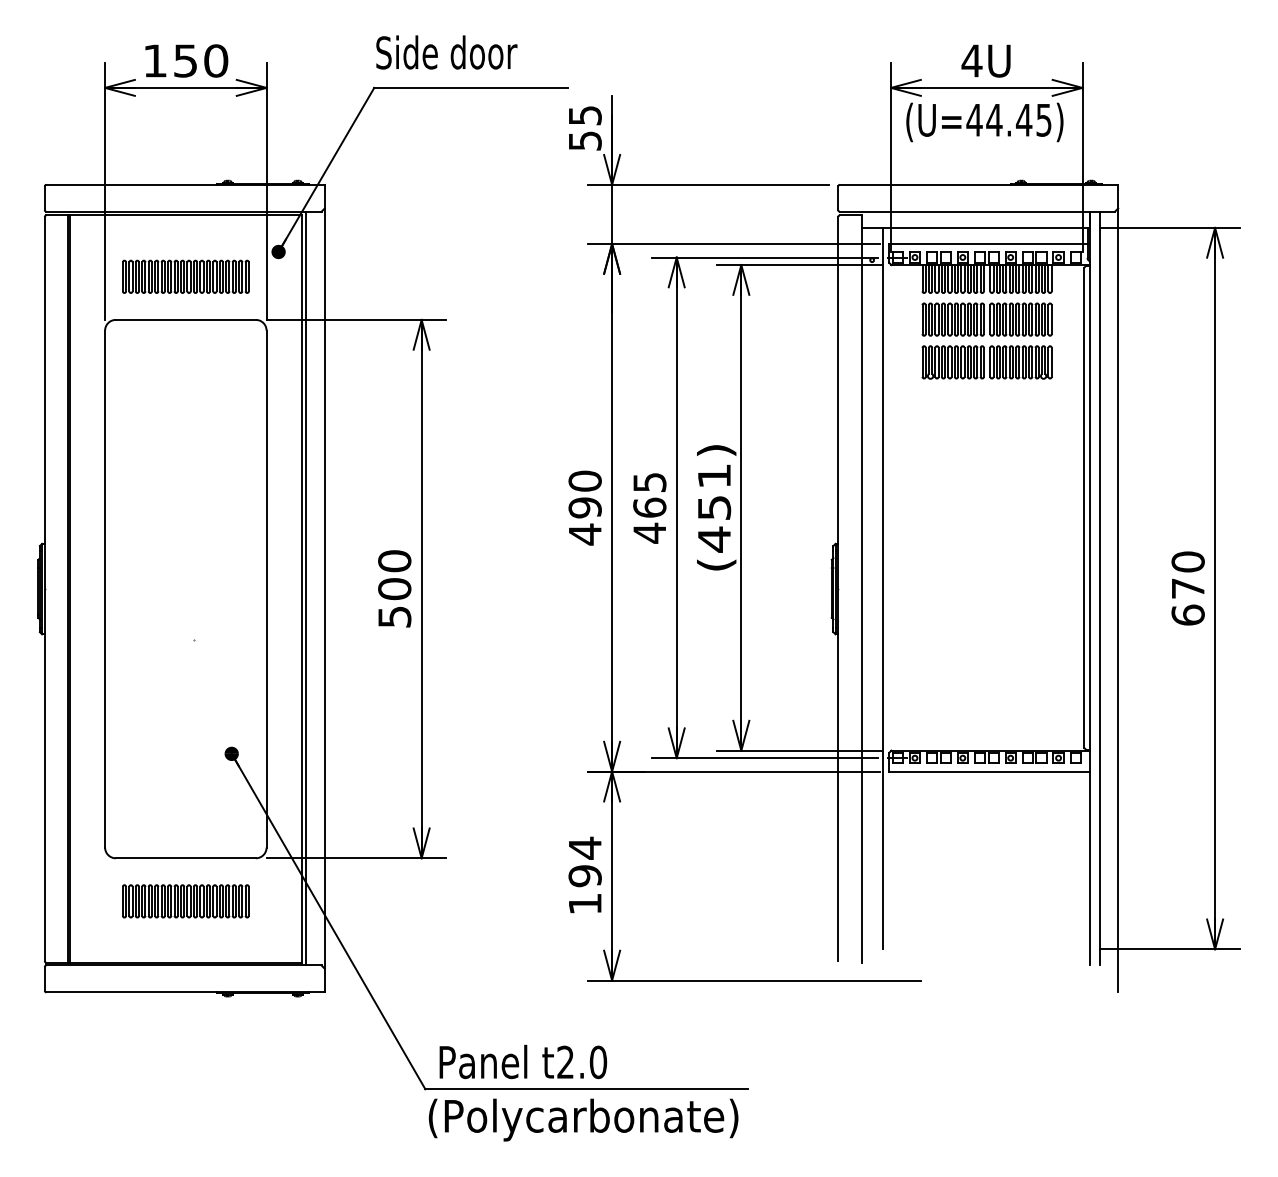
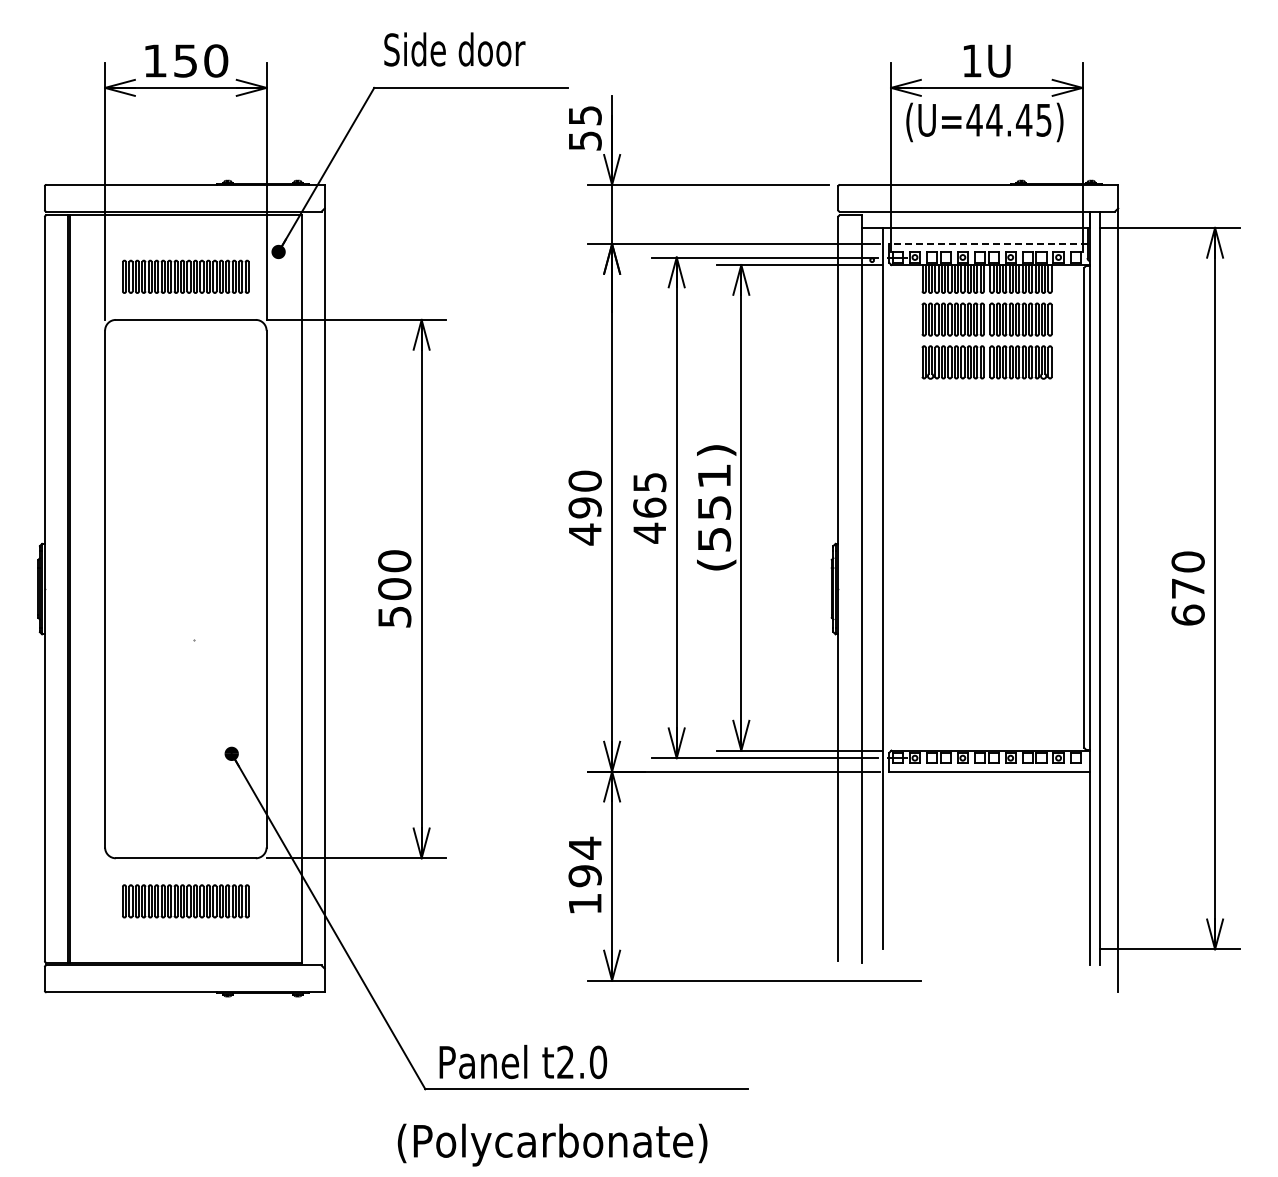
text position: (446, 52) -> (454, 49) (454, 49)
text: 4U -> 1U (971, 60)
line: solid -> dashed (987, 244)
text: (451) -> (551) (714, 539)
line: present -> none (306, 588)
text position: (583, 1119) -> (552, 1144) (552, 1144)
